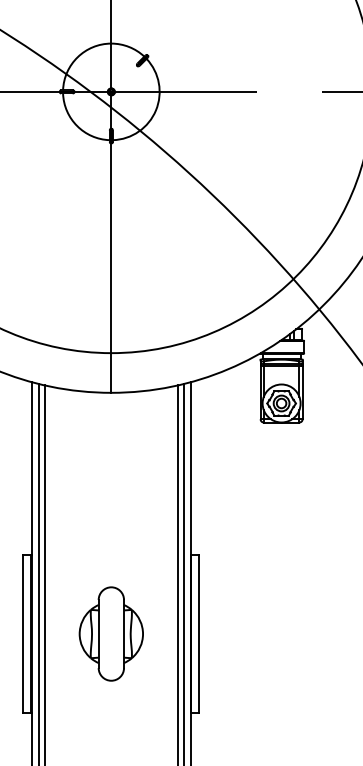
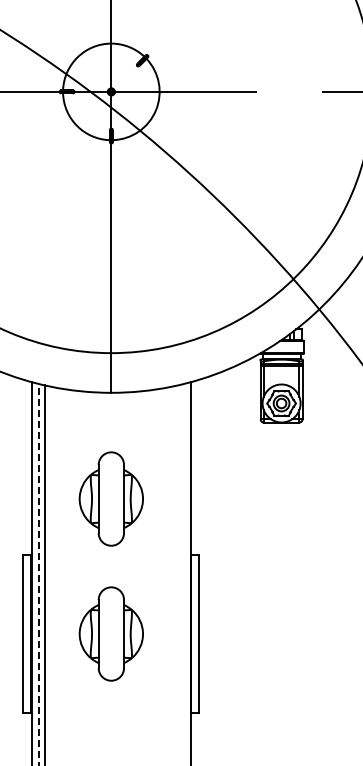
part: none -> present (110, 498)
line: present -> none (184, 572)
line: present -> none (177, 573)
line: solid -> dashed (38, 574)
